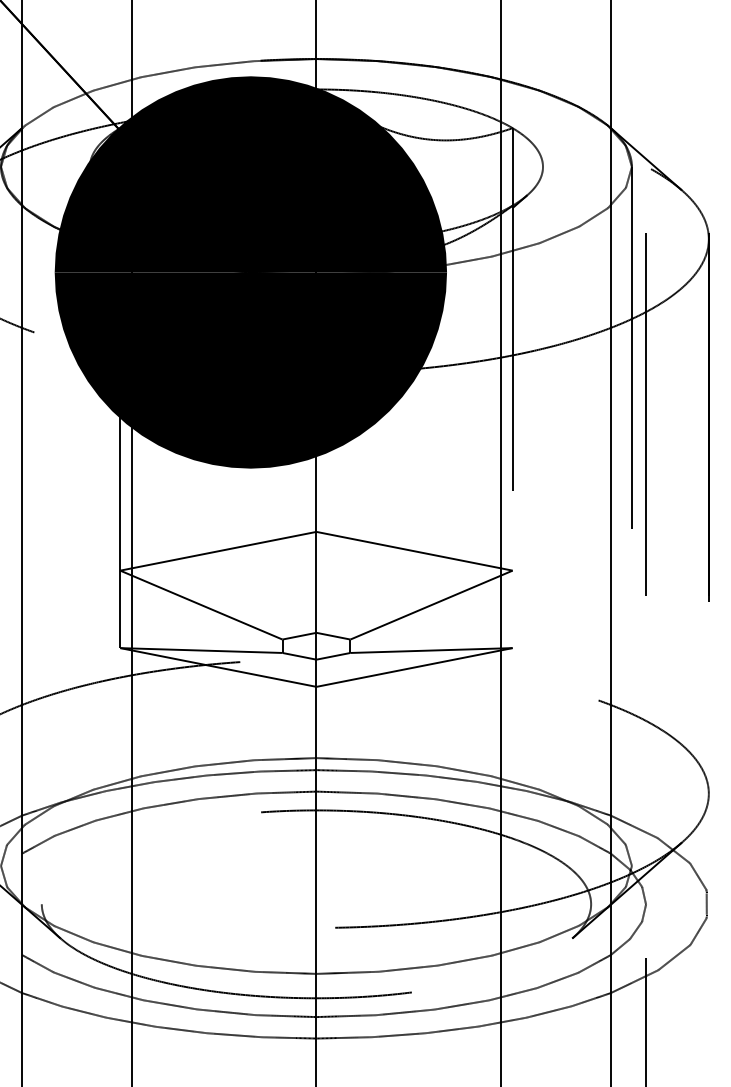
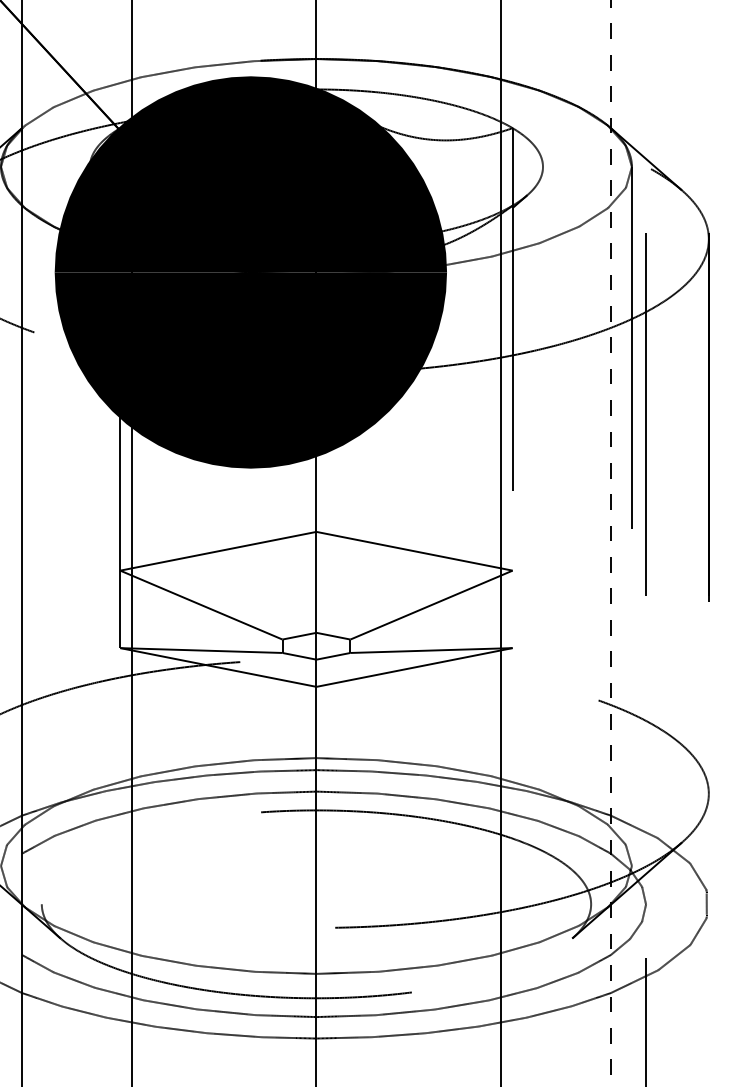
line: solid -> dashed (610, 543)
